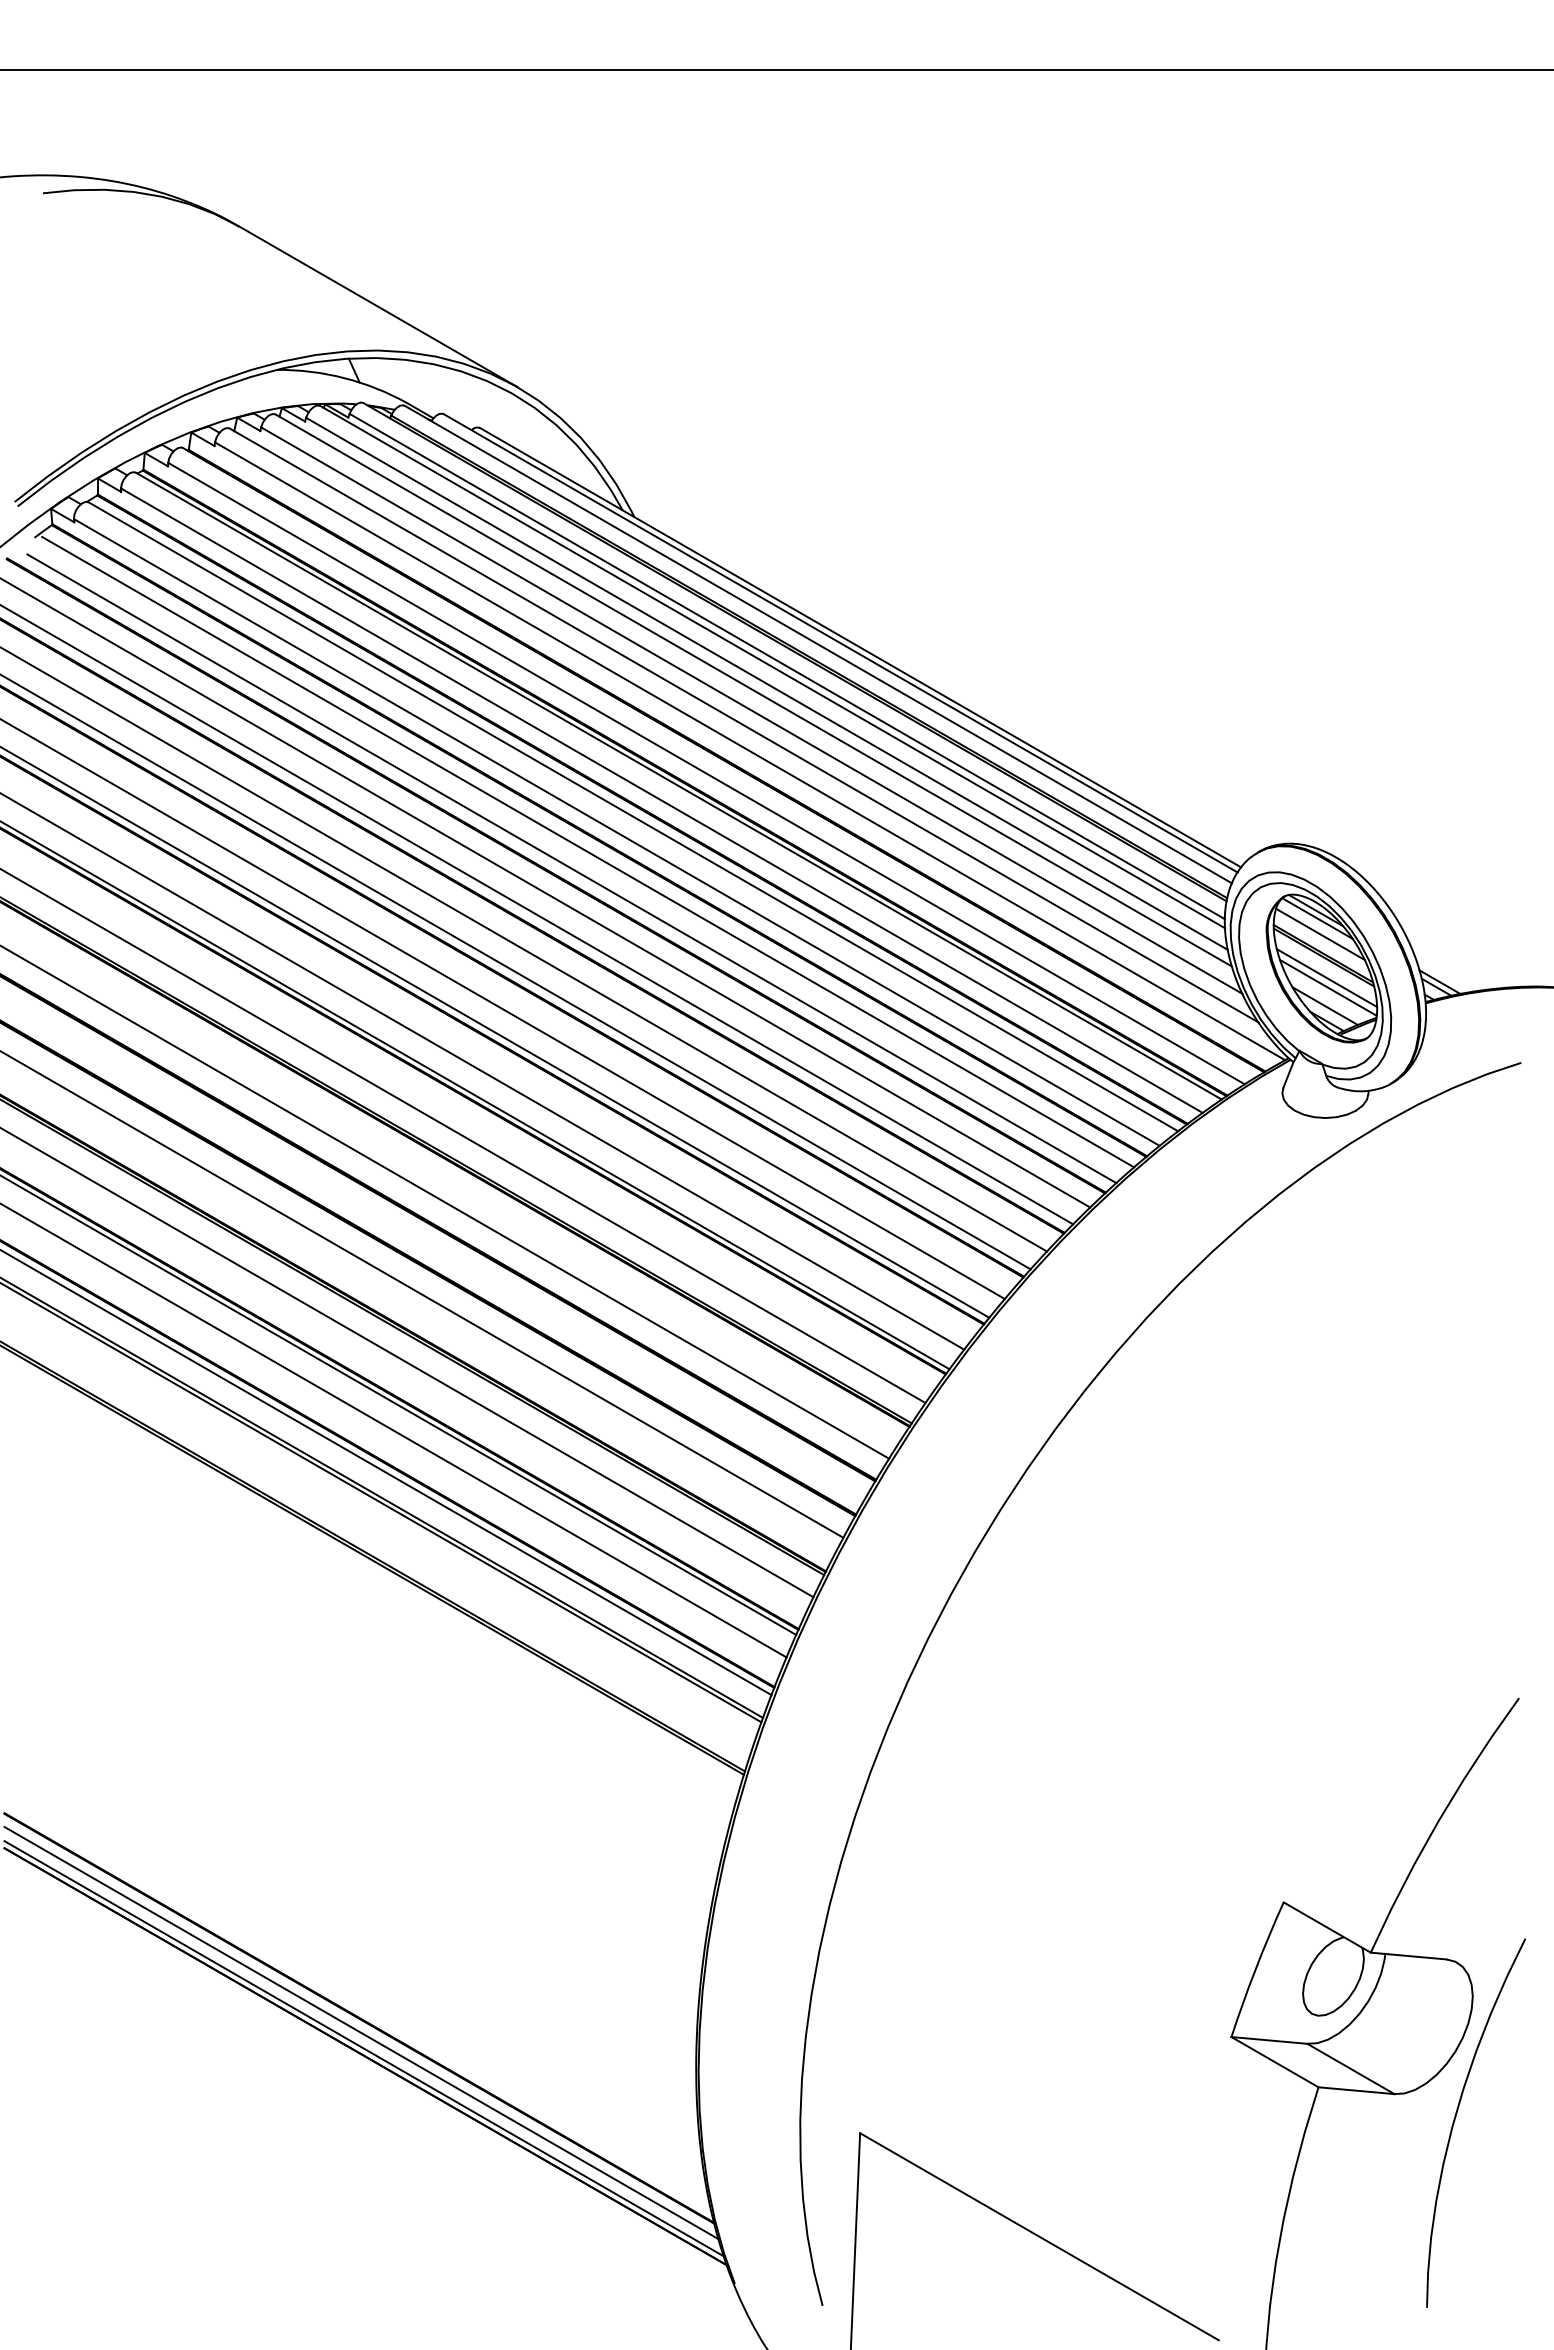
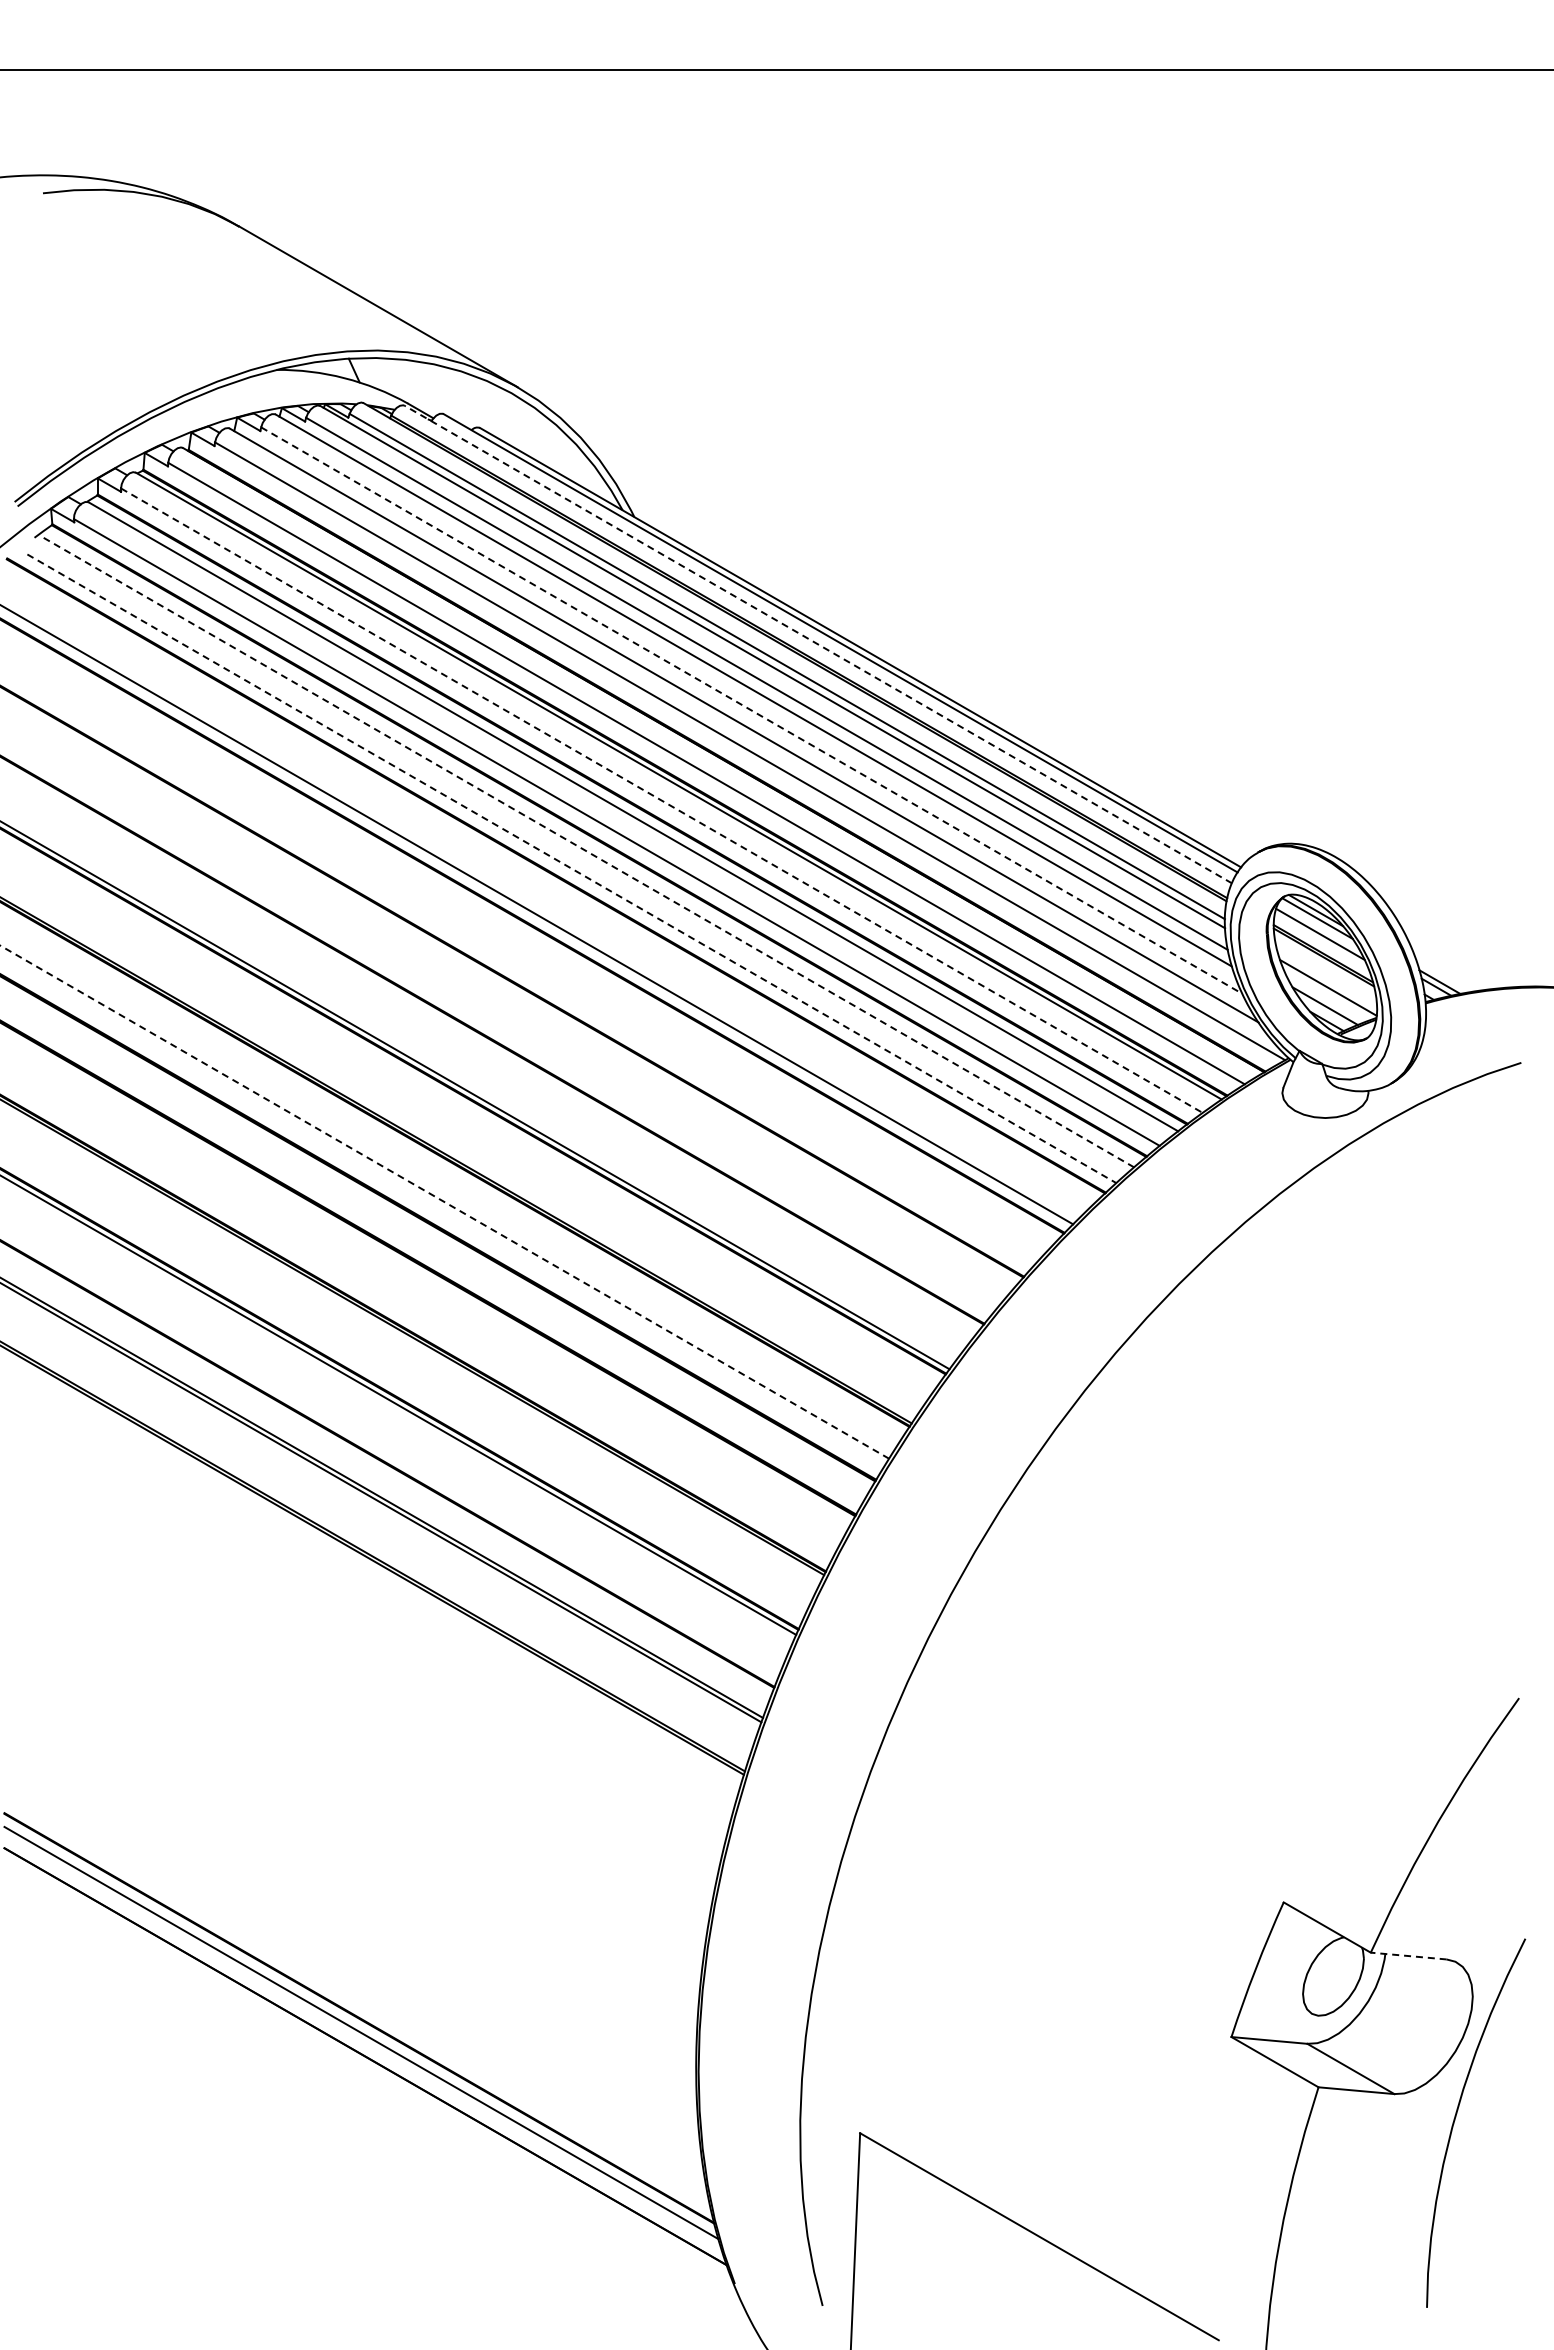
line: solid -> dashed (818, 644)
line: solid -> dashed (751, 710)
line: solid -> dashed (661, 800)
line: solid -> dashed (587, 851)
line: solid -> dashed (571, 868)
line: present -> none (546, 893)
line: present -> none (524, 949)
line: present -> none (516, 972)
line: present -> none (1326, 977)
line: present -> none (503, 1009)
line: present -> none (495, 1032)
line: present -> none (483, 1071)
line: present -> none (463, 1136)
line: solid -> dashed (444, 1201)
line: present -> none (422, 1294)
line: present -> none (407, 1363)
line: present -> none (394, 1430)
line: present -> none (386, 1473)
line: solid -> dashed (1408, 1956)
line: present -> none (363, 2048)
